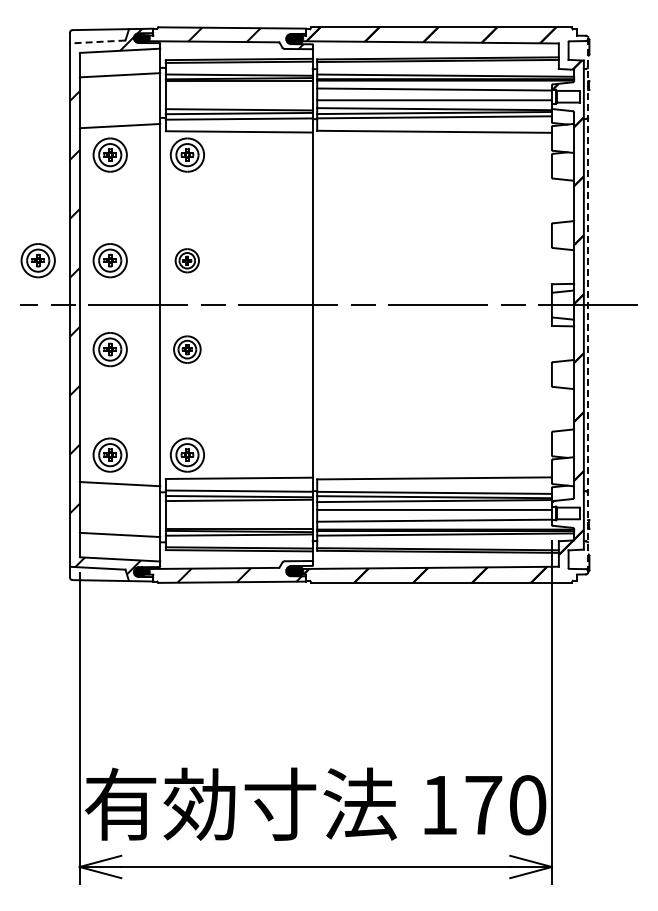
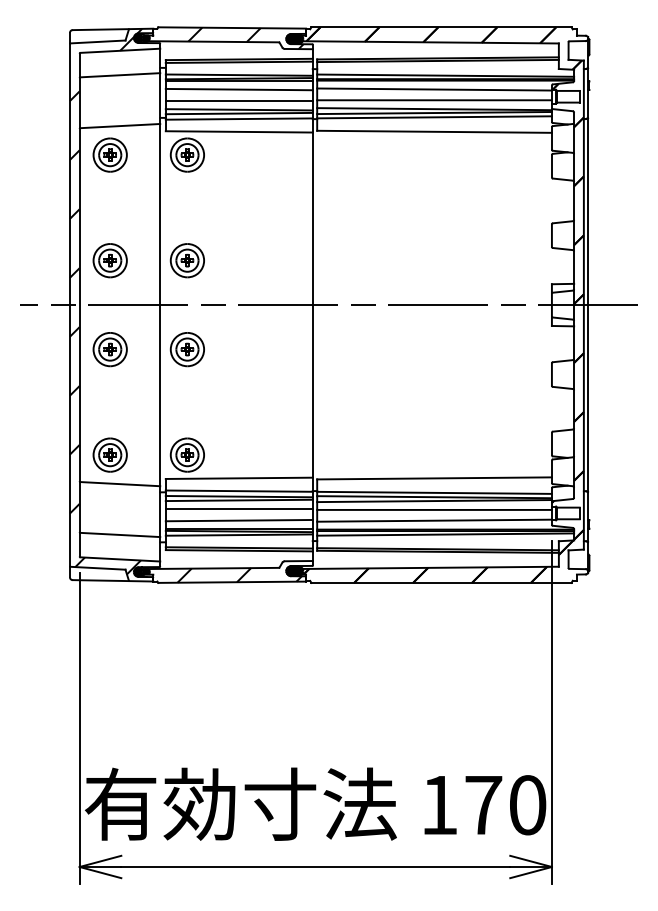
line: dashed -> solid (97, 41)
line: none -> present (238, 89)
line: none -> present (238, 101)
part: present -> none (37, 260)
part size: 26x26 px -> 36x36 px (186, 260)
line: dashed -> solid (588, 304)
part size: 29x29 px -> 36x36 px (186, 349)
line: none -> present (238, 508)
line: none -> present (238, 520)
